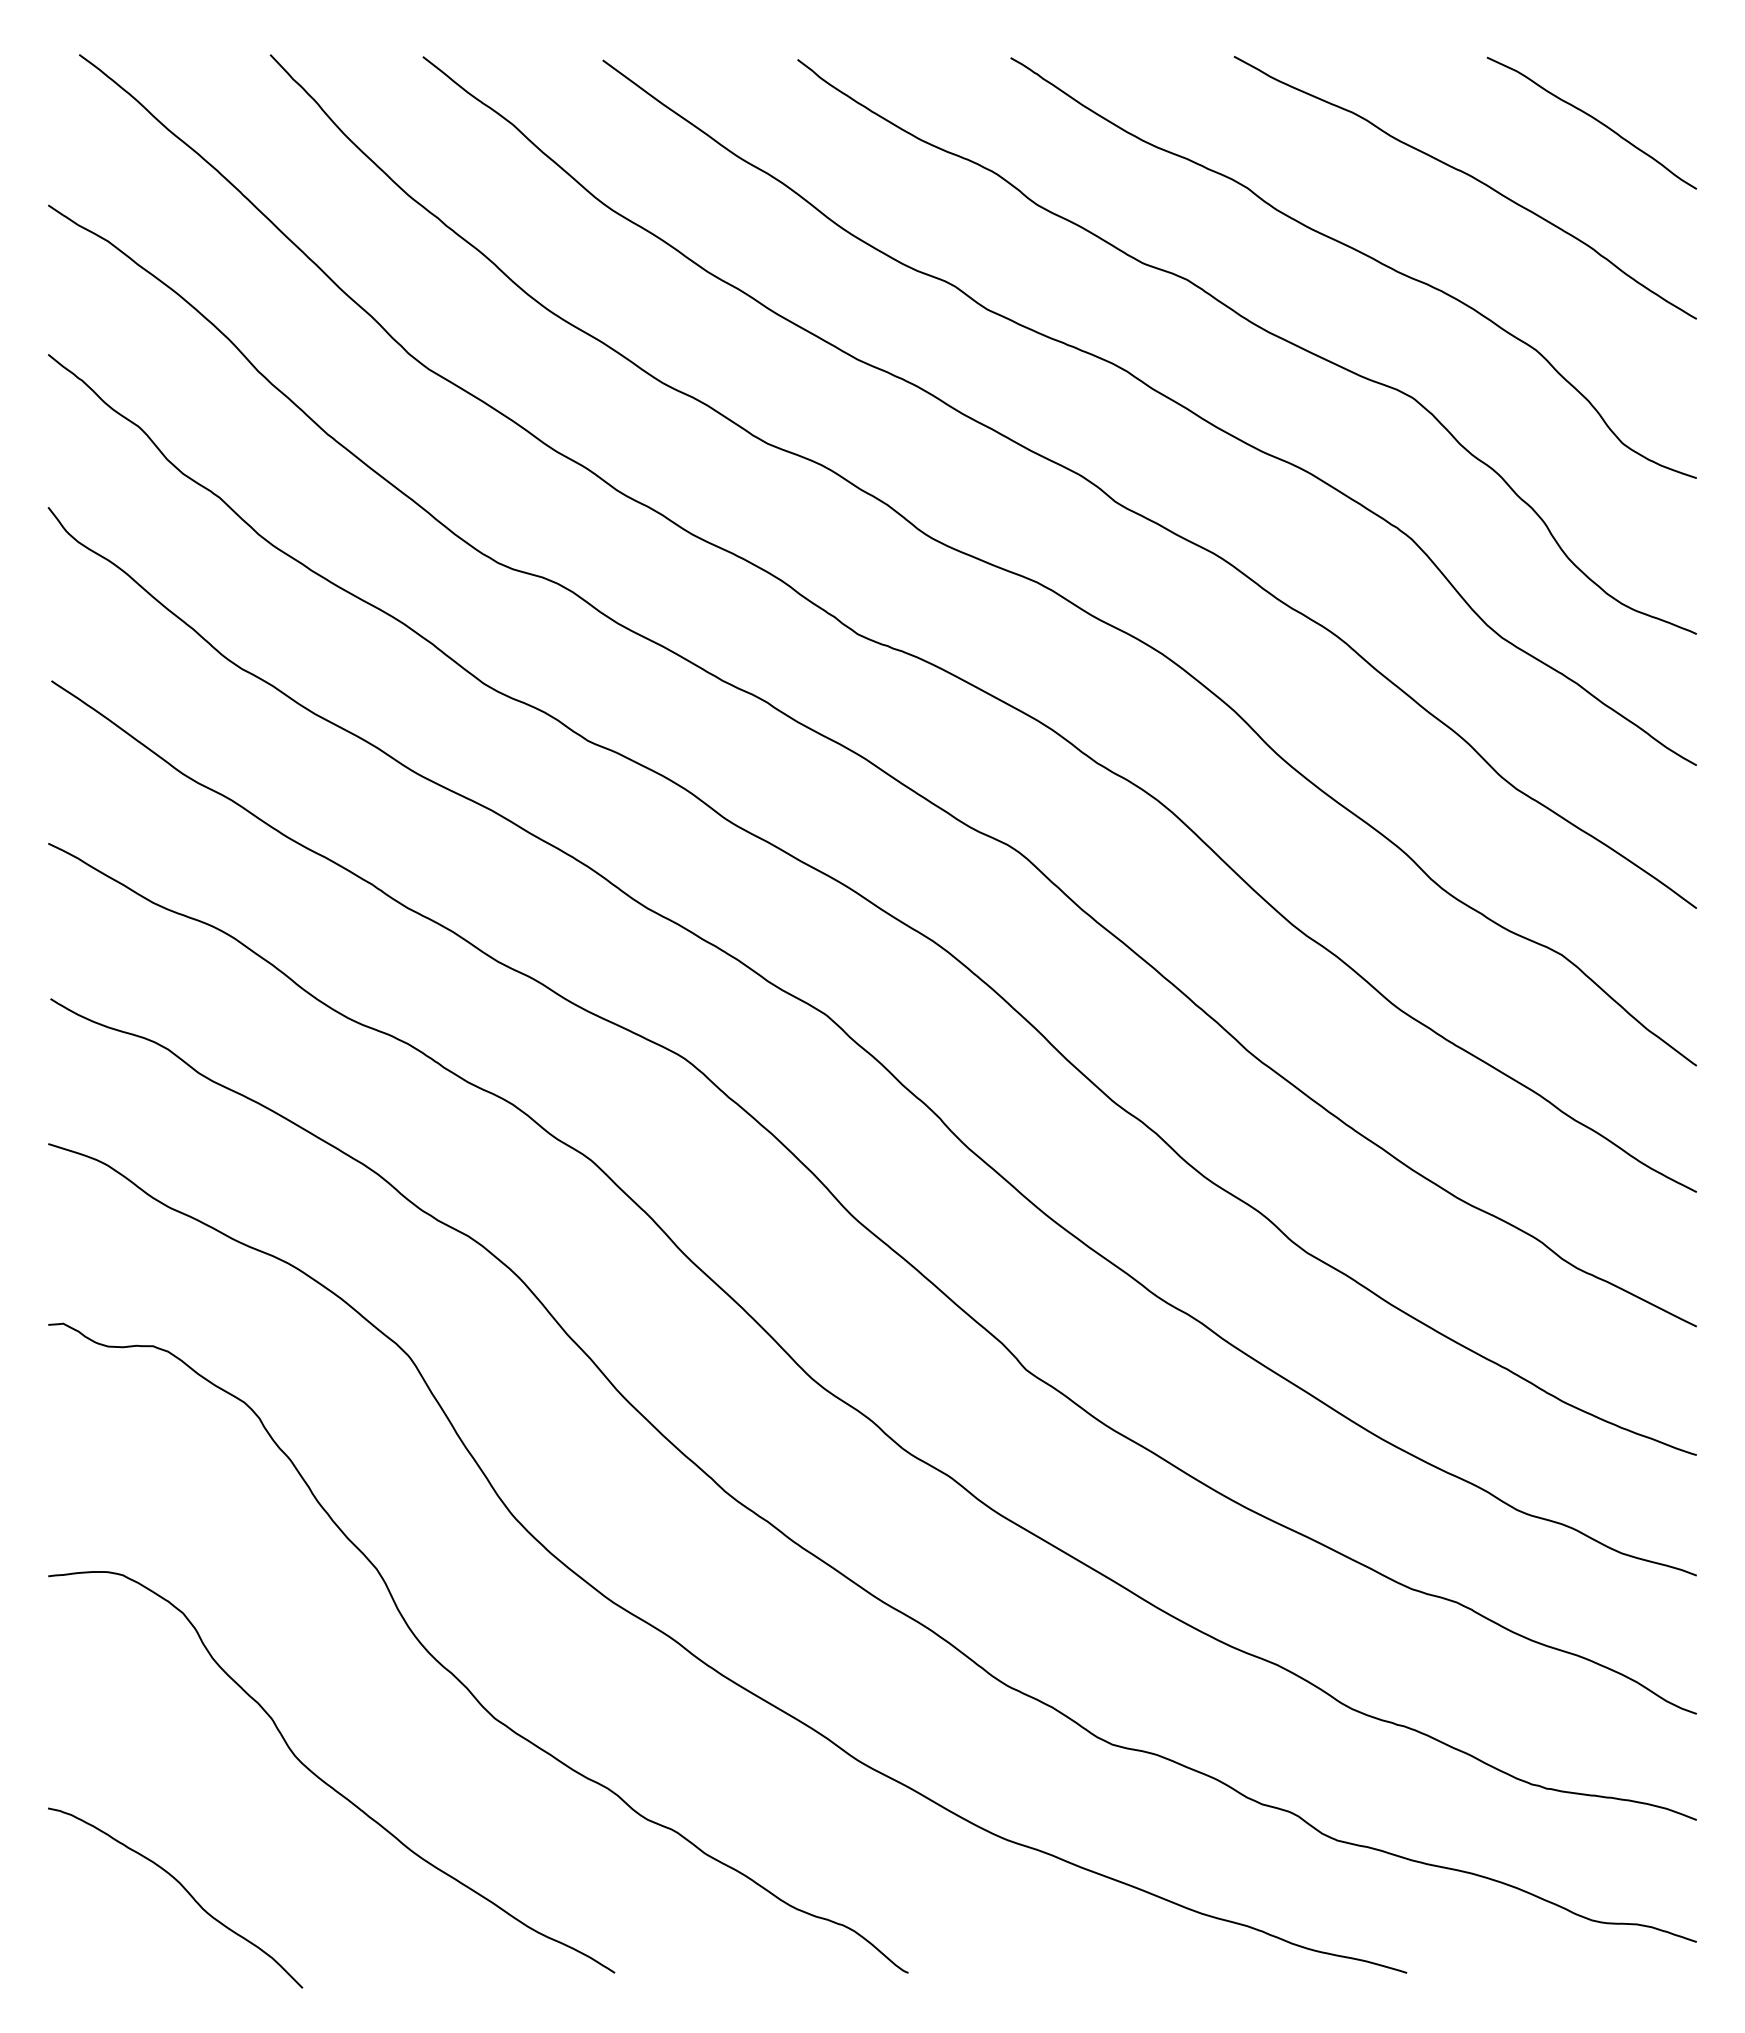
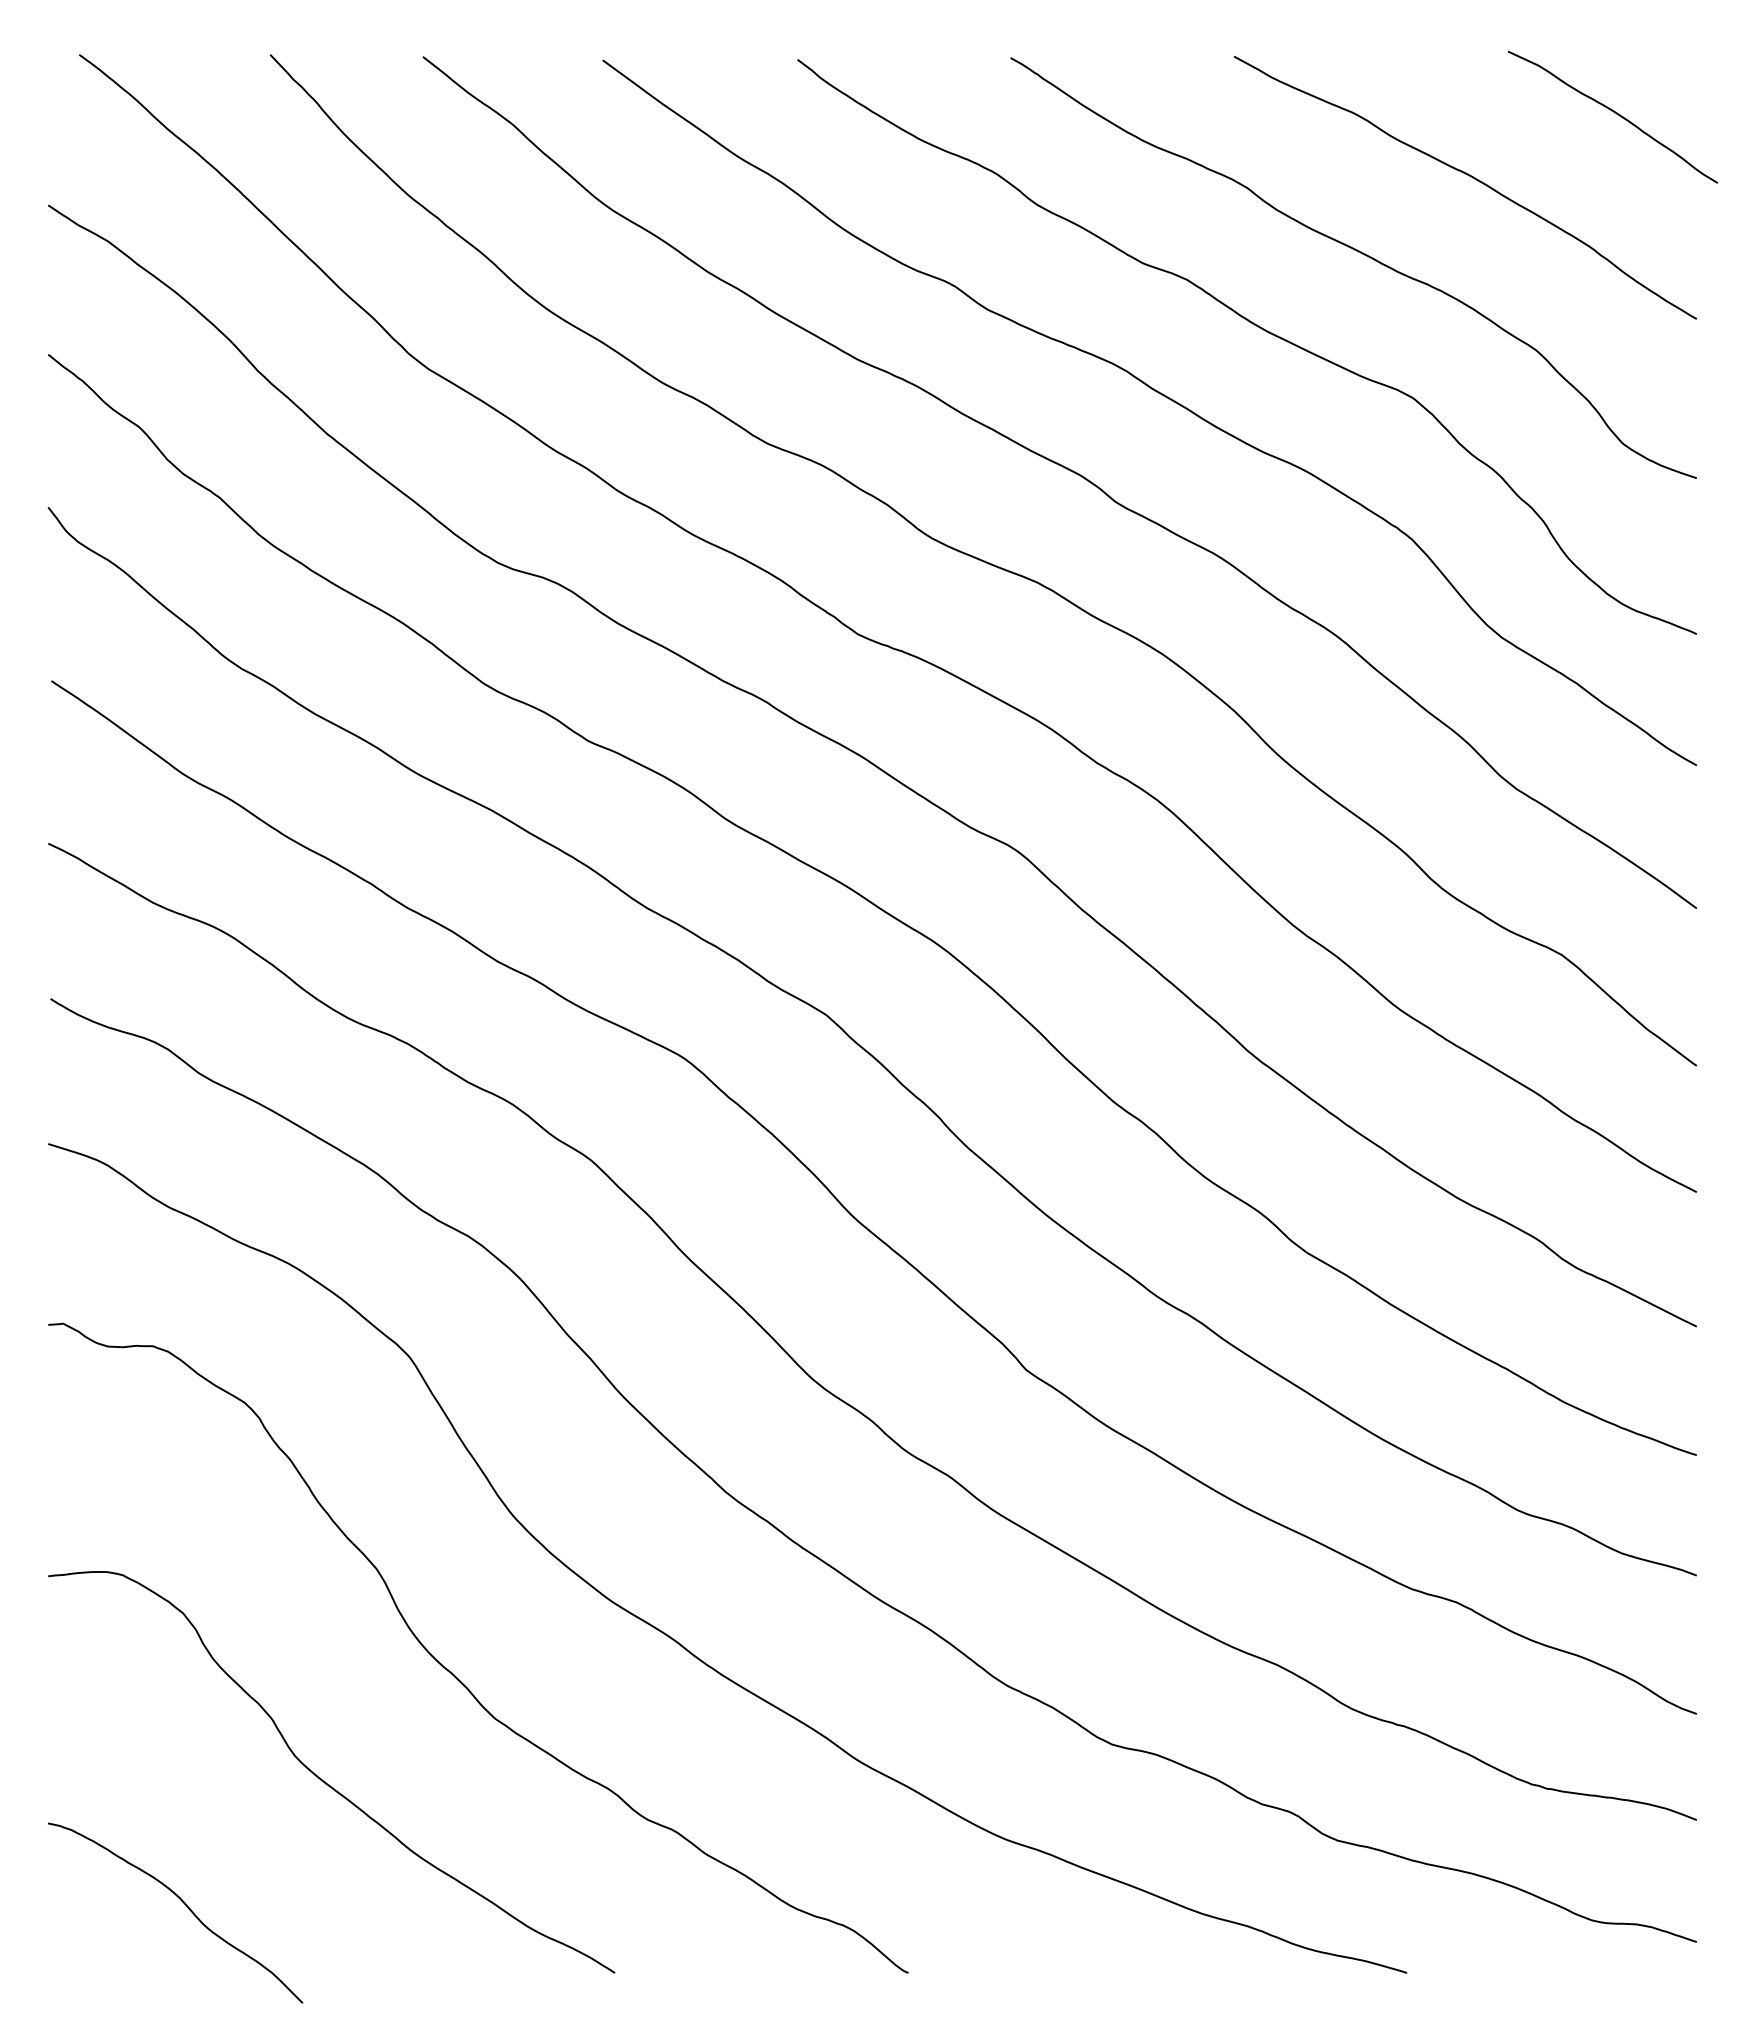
curve position: (1592, 118) -> (1613, 112) (1613, 112)
curve position: (183, 1888) -> (183, 1903) (183, 1903)
